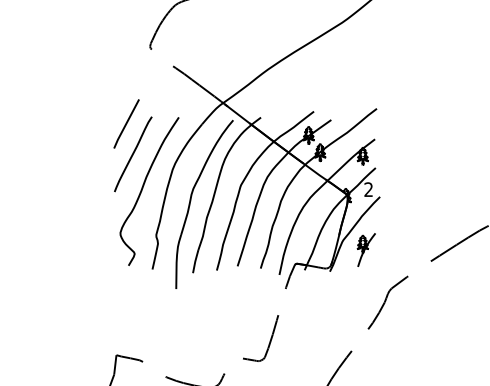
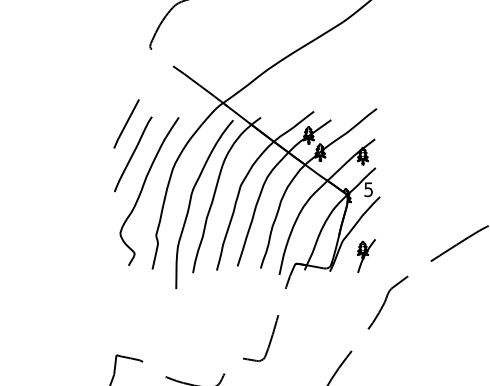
text: 2 -> 5 (368, 189)
part position: (365, 249) -> (365, 255) (365, 255)
